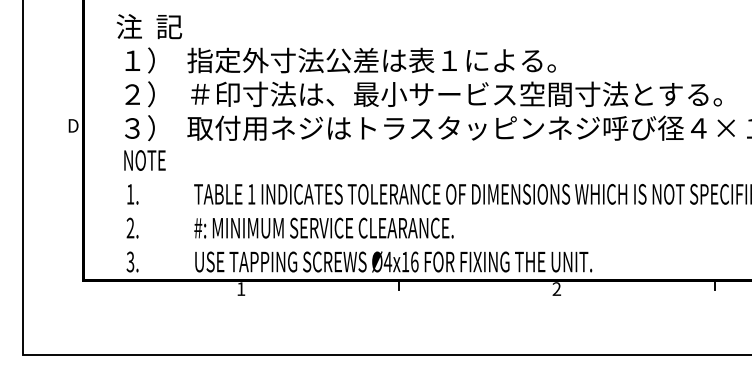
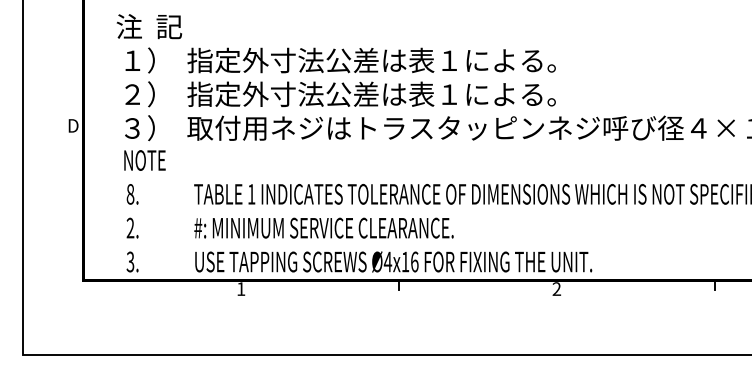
text: ＃印寸法は、最小サービス空間寸法とする。 -> 指定外寸法公差は表１による。 (454, 94)
text: 1. -> 8. (130, 194)
